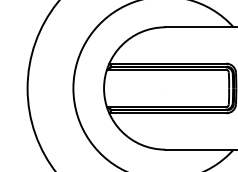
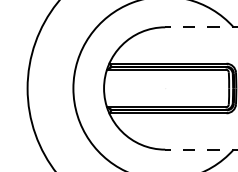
line: solid -> dashed (201, 27)
line: solid -> dashed (201, 149)
